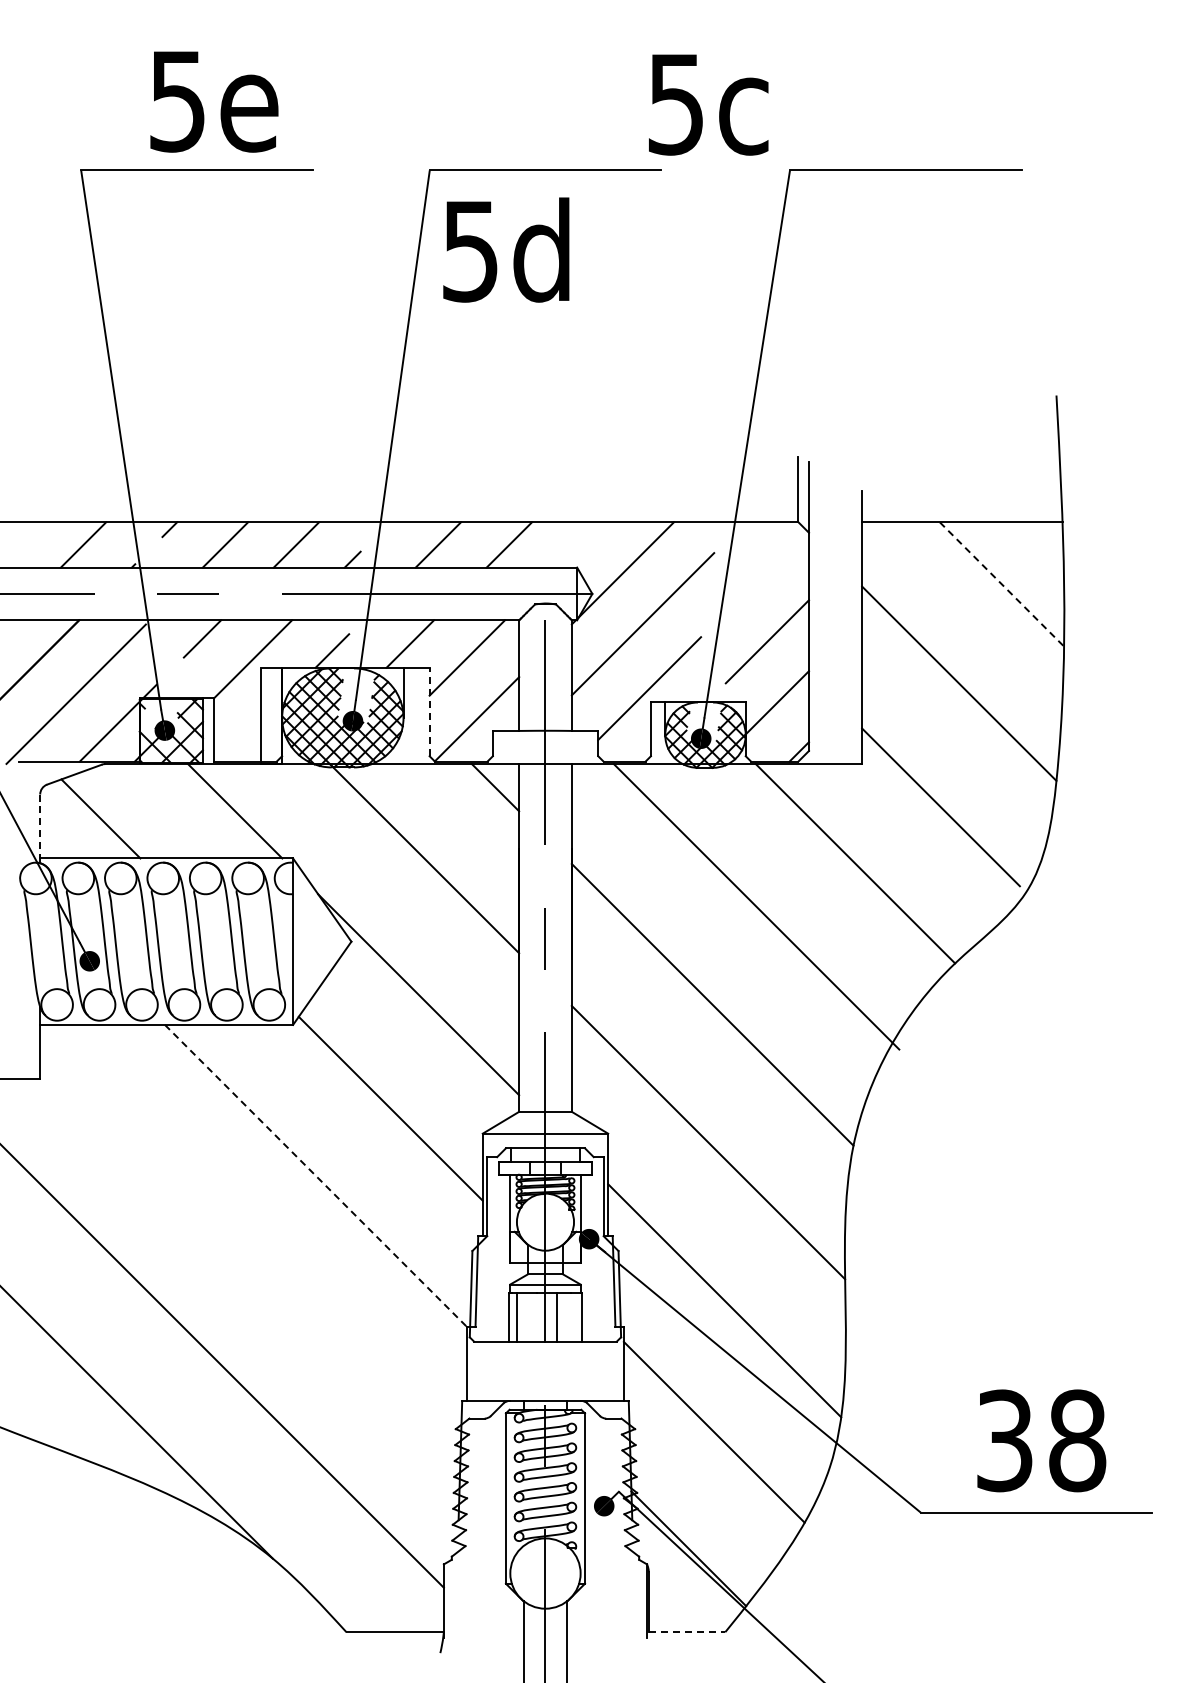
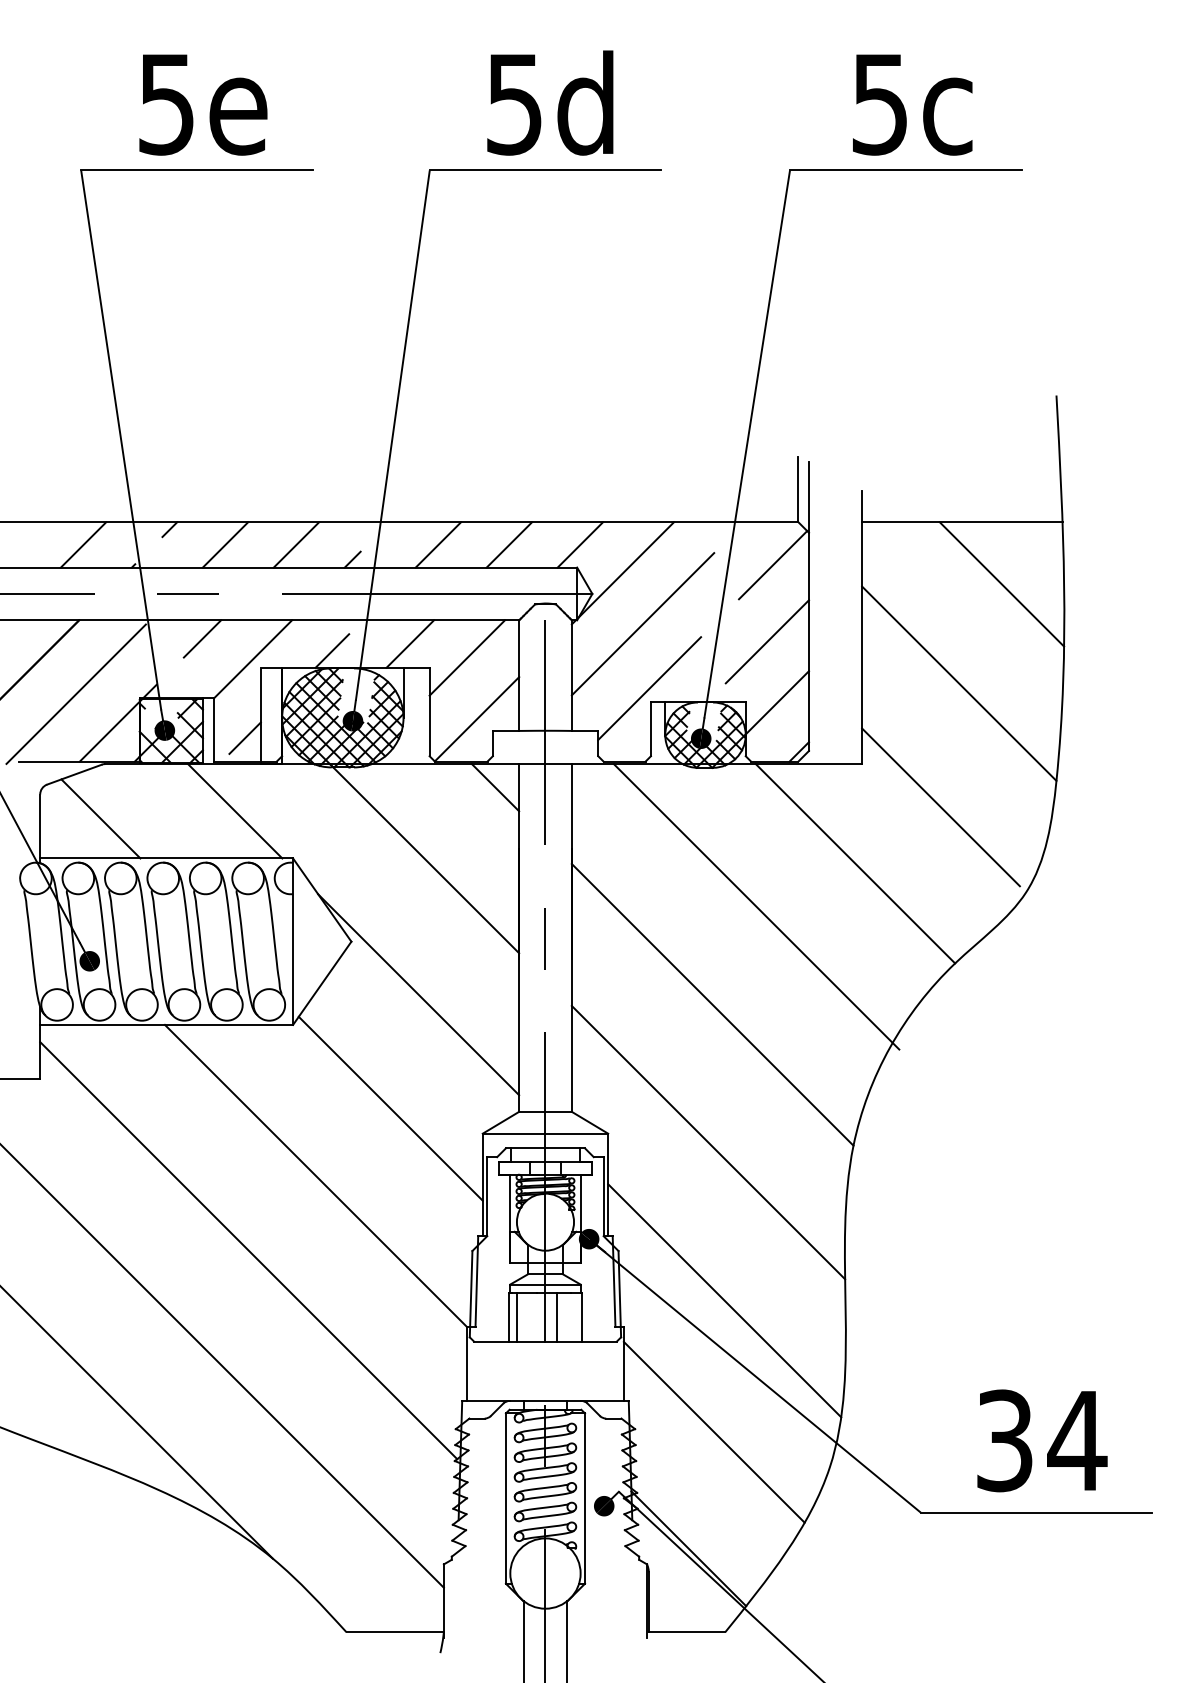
text position: (214, 101) -> (203, 104) (203, 104)
text position: (708, 104) -> (912, 104) (912, 104)
text position: (506, 249) -> (550, 102) (550, 102)
line: none -> present (580, 544)
line: none -> present (773, 565)
line: dashed -> solid (1001, 584)
line: dashed -> solid (429, 711)
line: none -> present (244, 737)
line: dashed -> solid (40, 826)
line: dashed -> solid (316, 1175)
line: none -> present (248, 1250)
text: 38 -> 34 (1077, 1440)
line: dashed -> solid (687, 1632)
